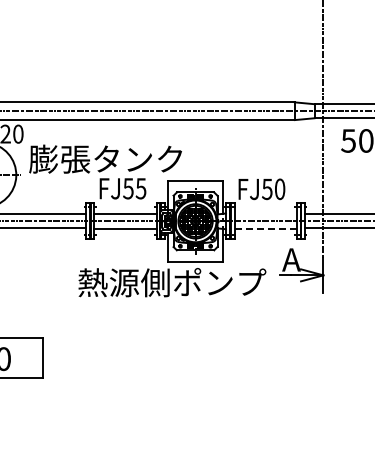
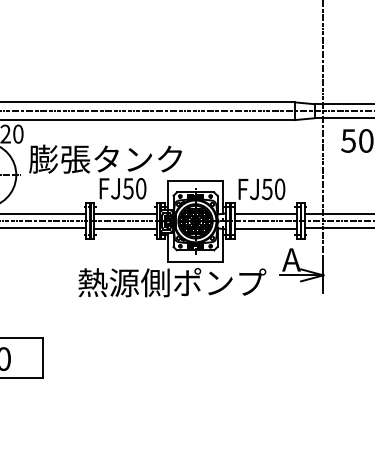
text: FJ55 -> FJ50 (140, 188)
line: none -> present (265, 214)
line: dashed -> solid (265, 228)
